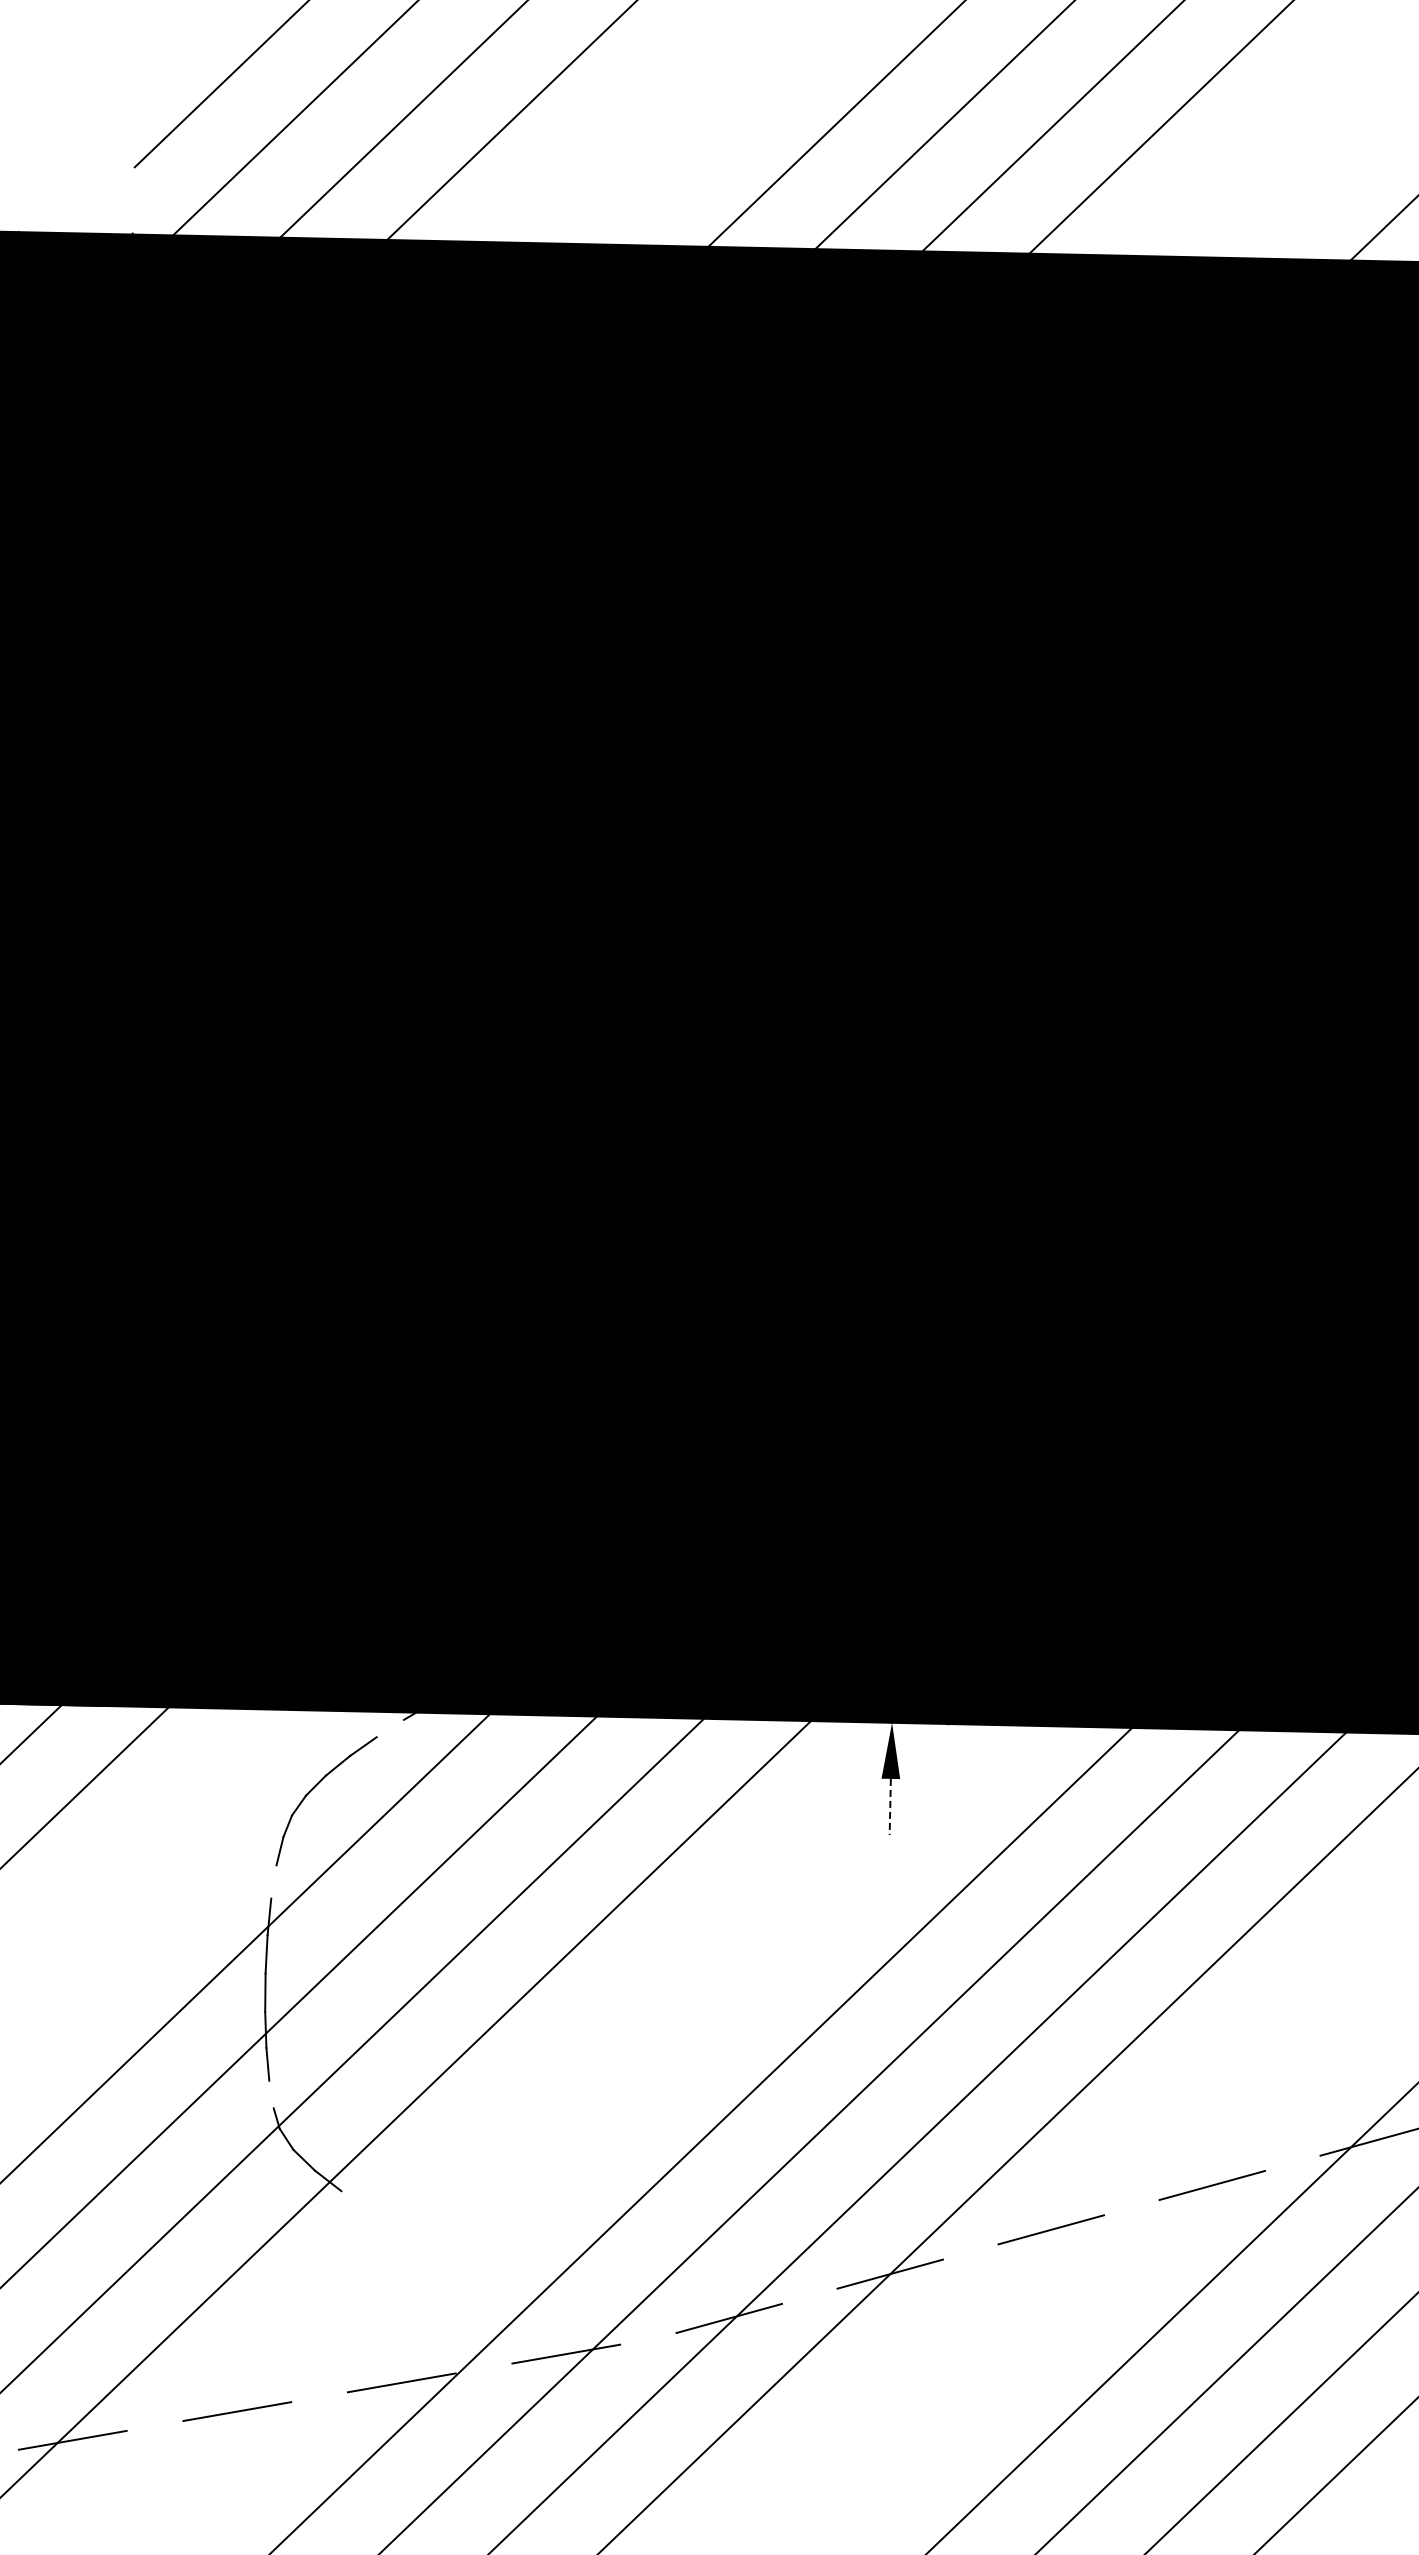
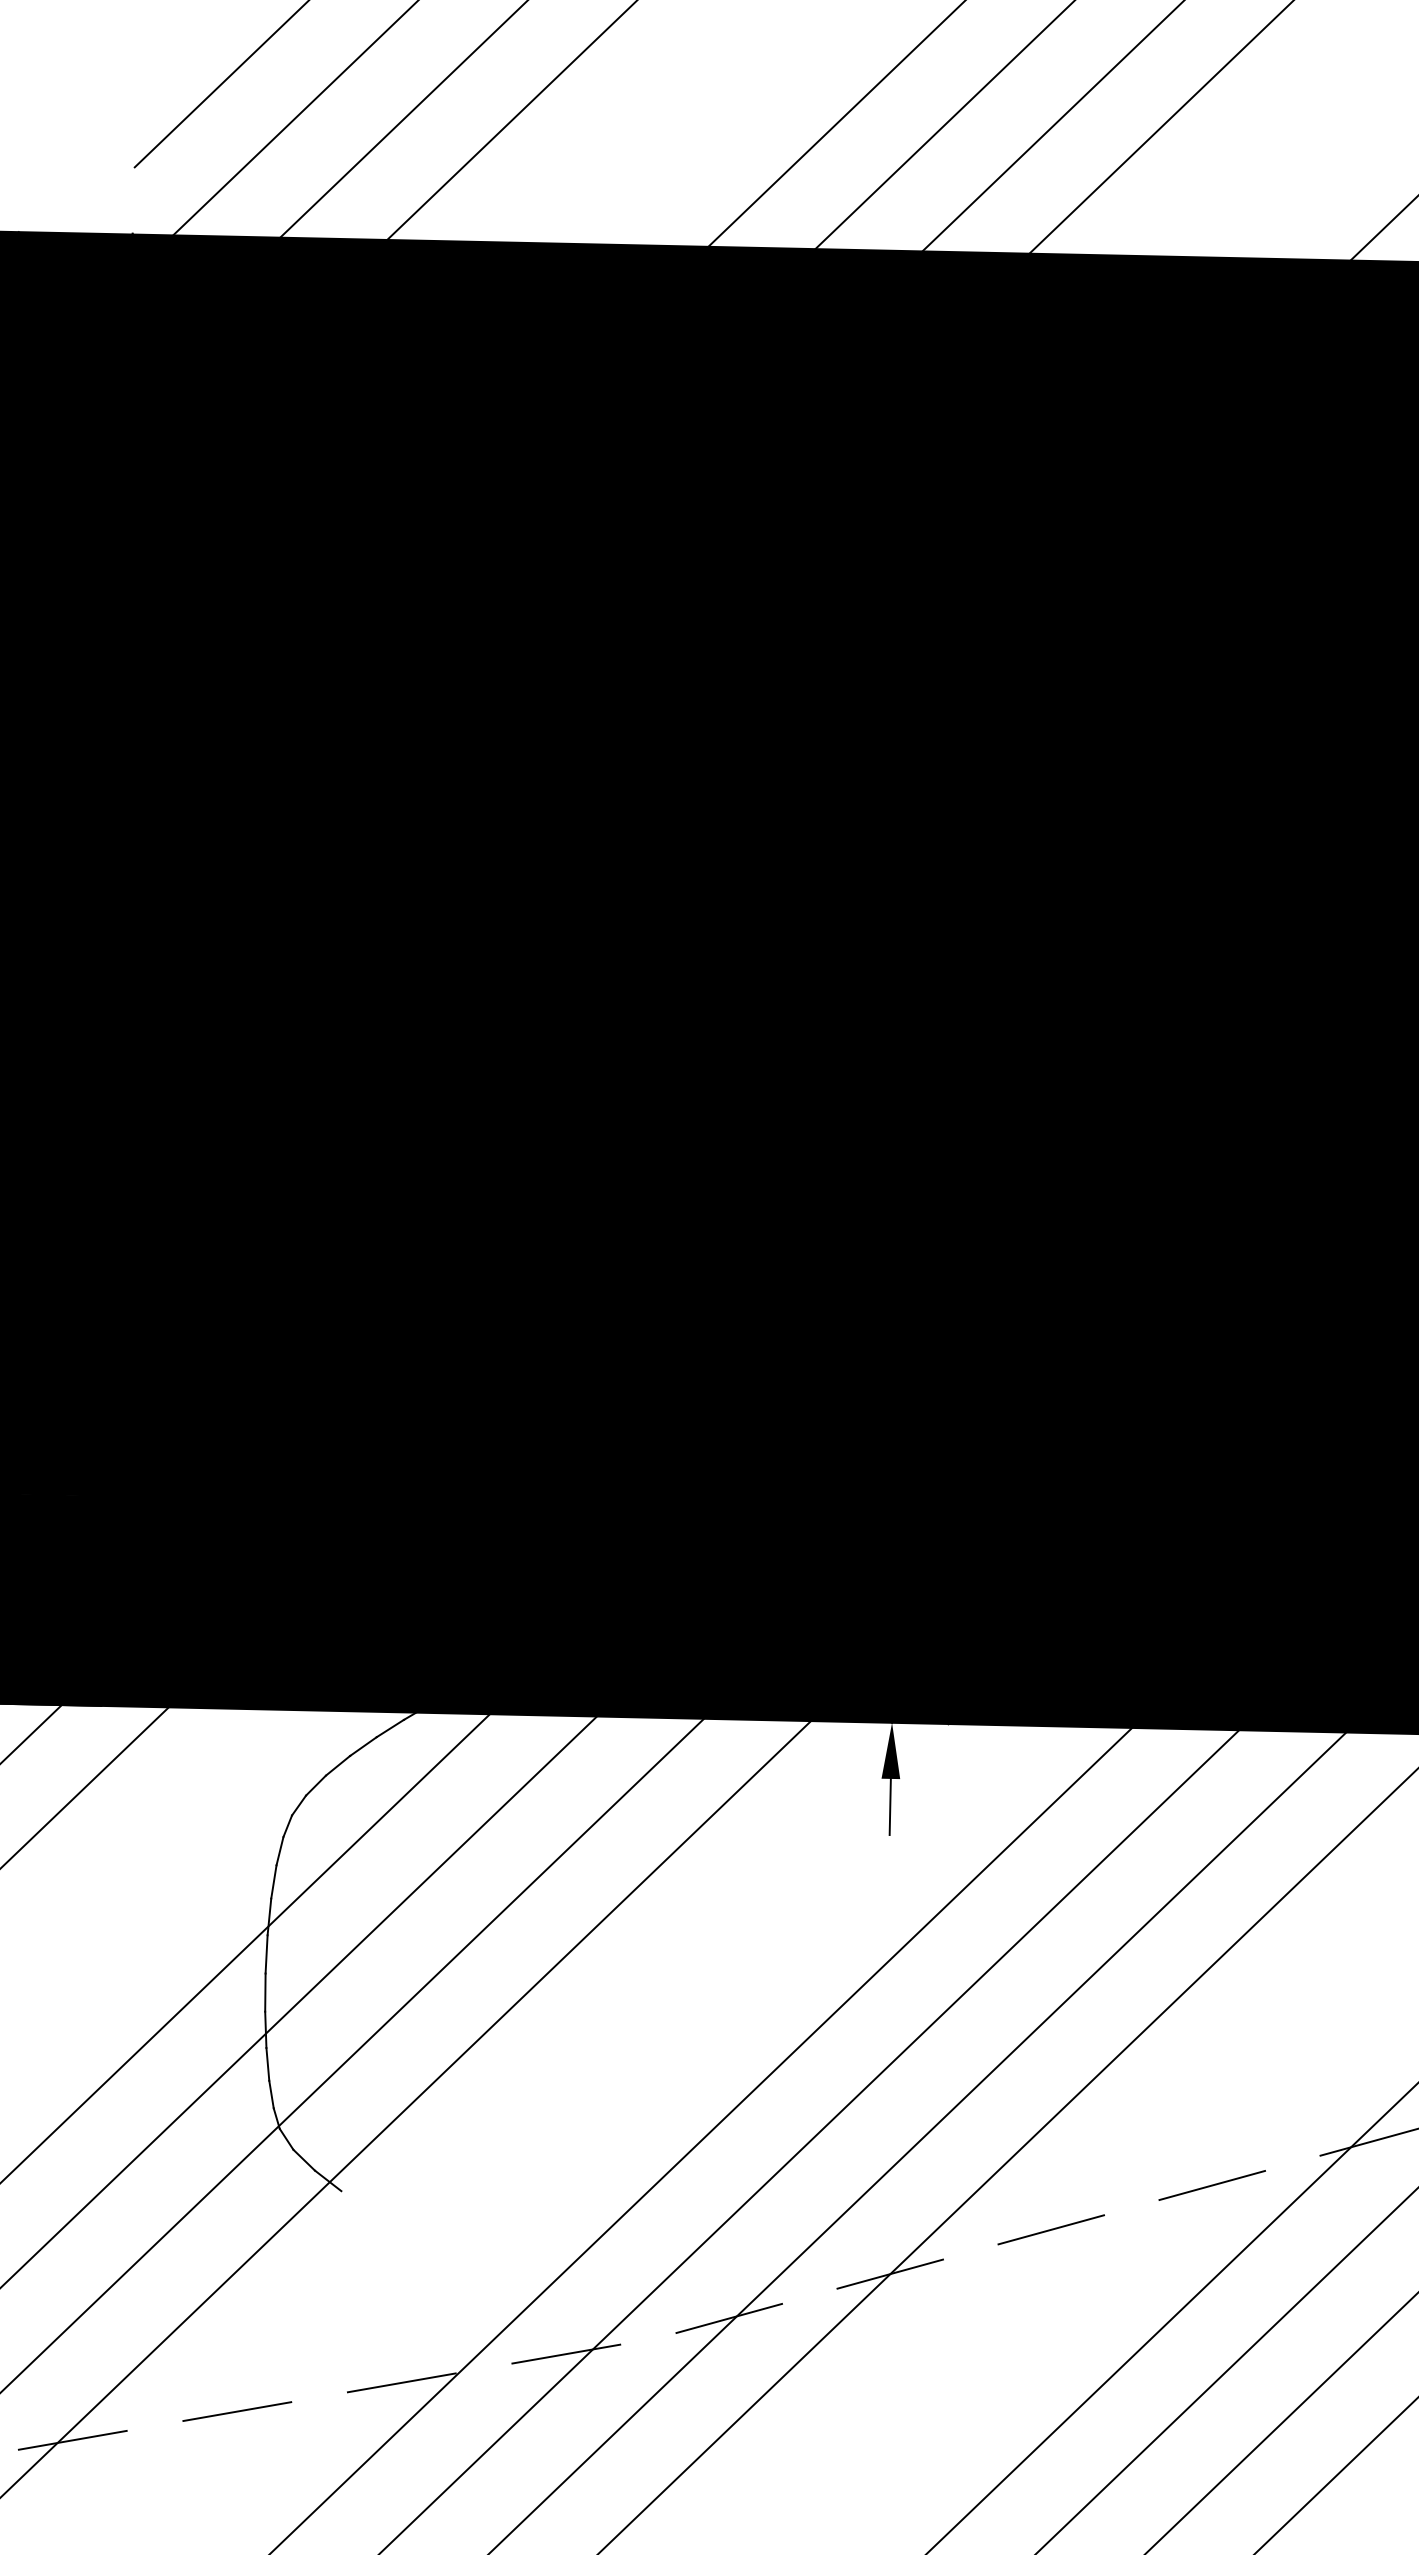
line: none -> present (389, 1728)
line: dashed -> solid (890, 1807)
line: none -> present (273, 1881)
line: none -> present (271, 2094)
